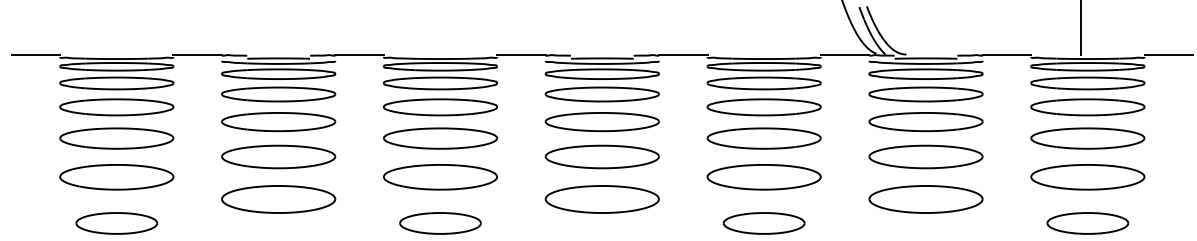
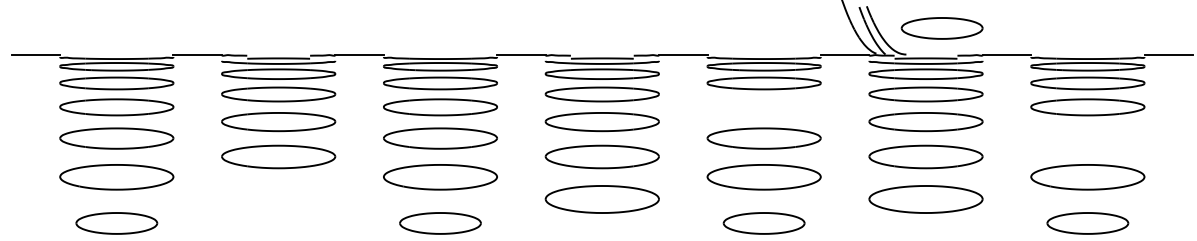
part: none -> present (941, 28)
line: present -> none (1081, 28)
part: present -> none (763, 107)
part: present -> none (1087, 138)
part: present -> none (278, 199)
